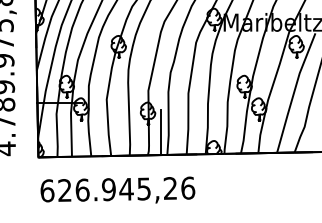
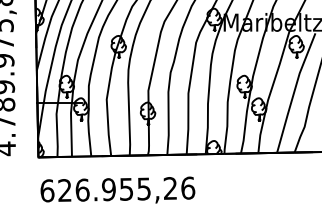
line: present -> none (161, 132)
text: 626.945,26 -> 626.955,26 (126, 189)
